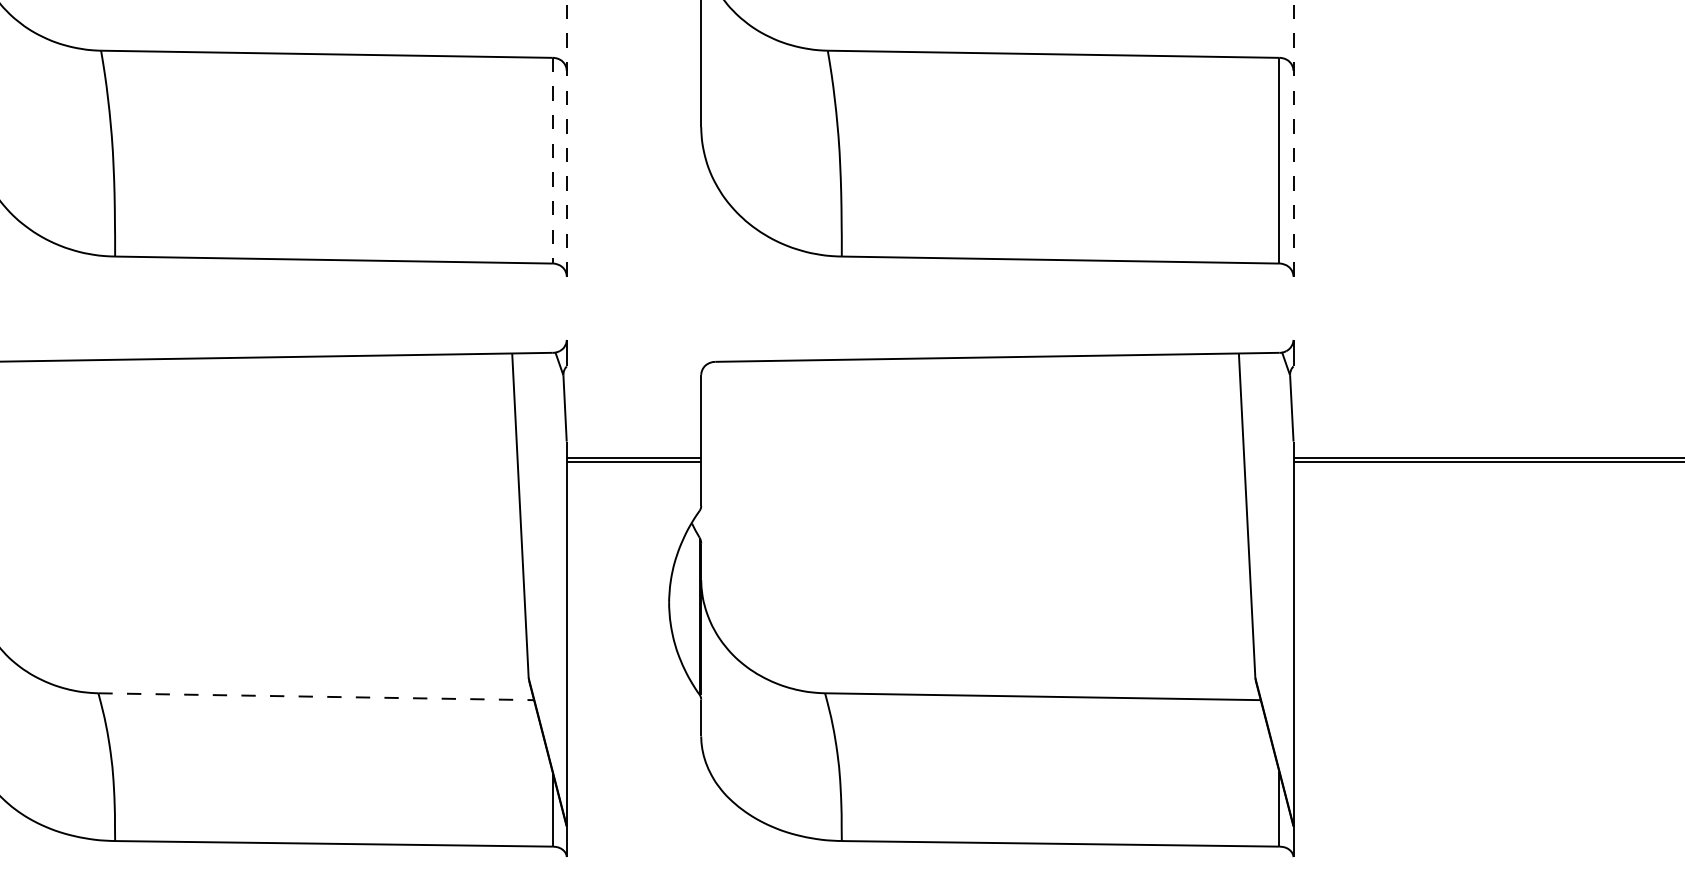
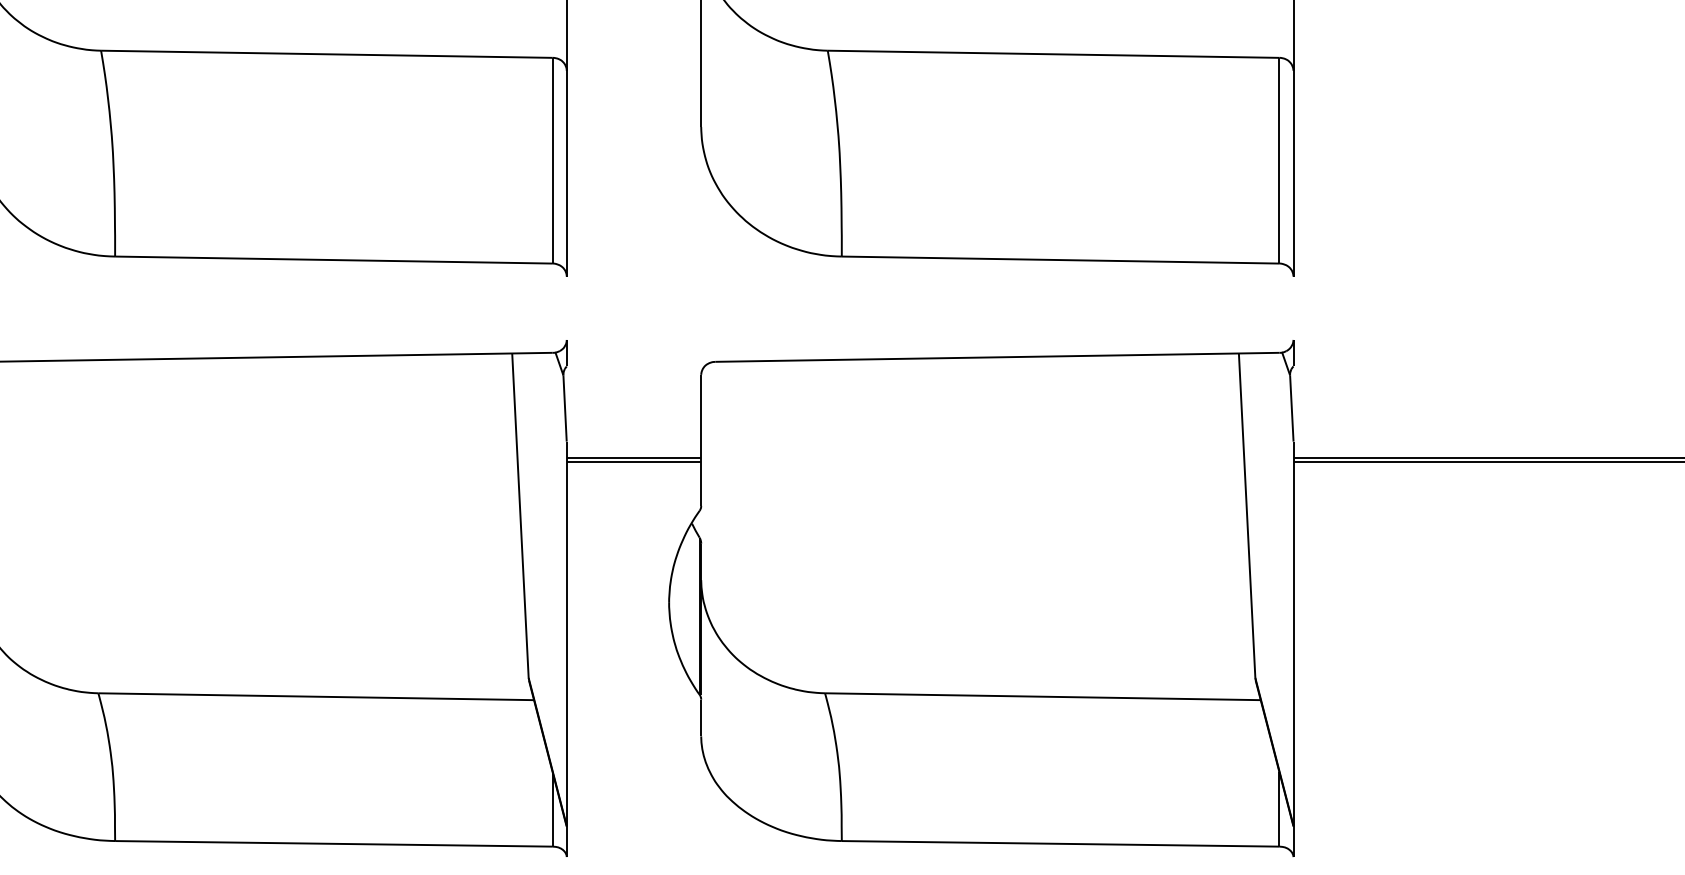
line: dashed -> solid (566, 137)
line: dashed -> solid (1293, 137)
line: dashed -> solid (552, 160)
line: dashed -> solid (316, 696)
